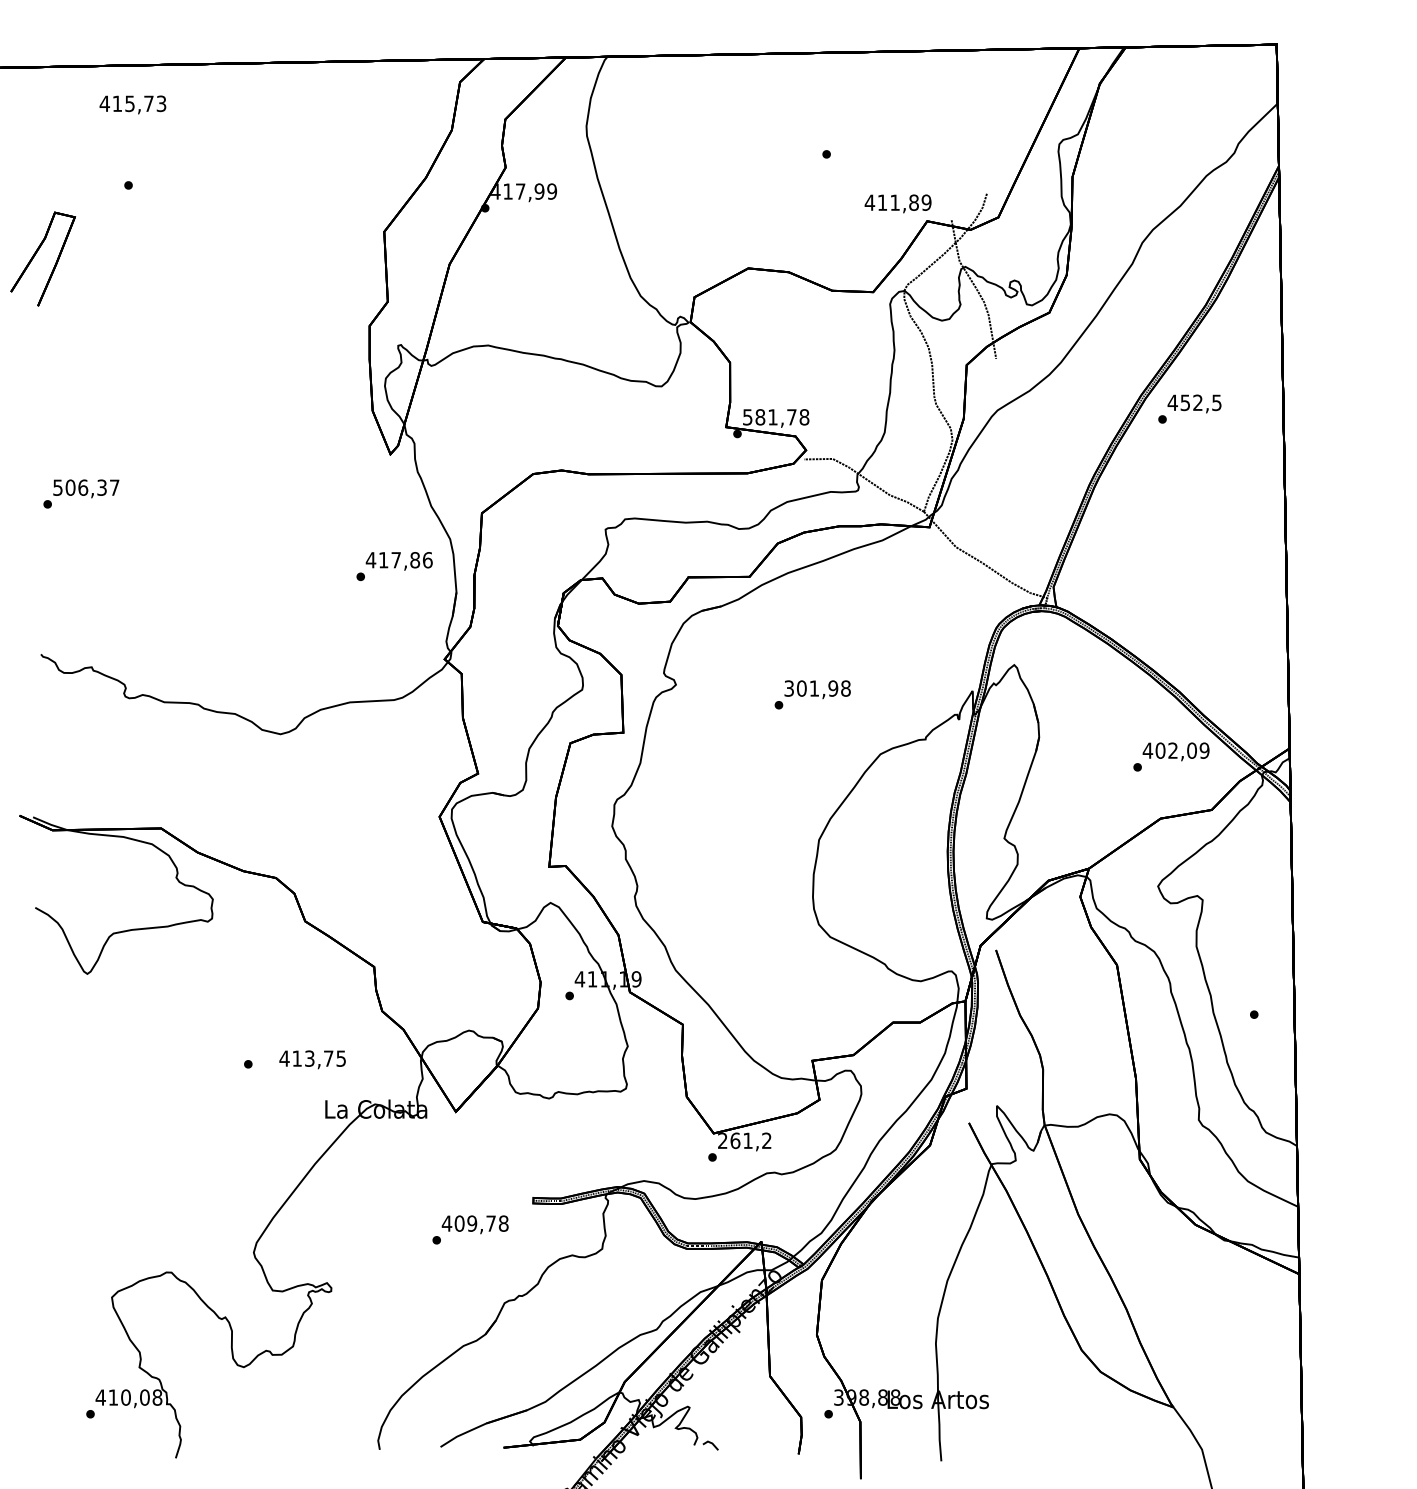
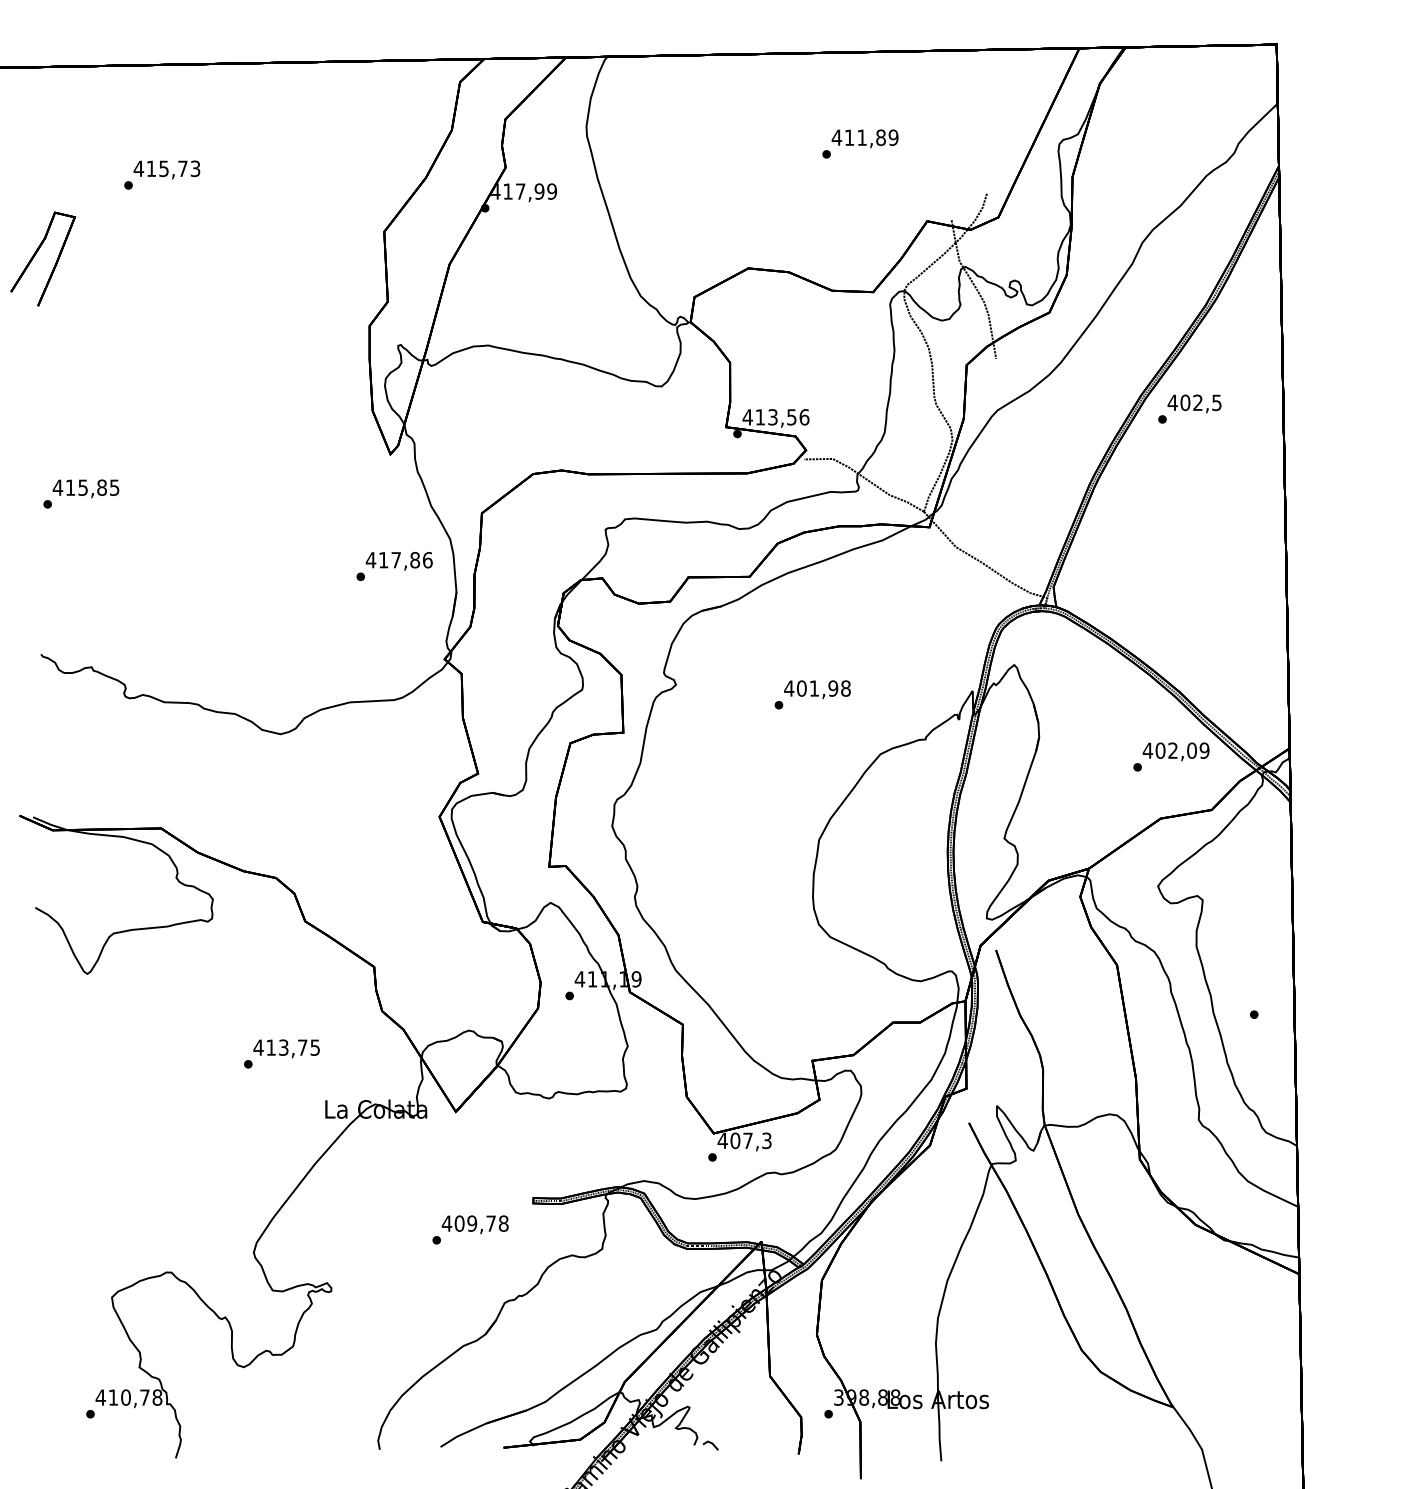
text position: (132, 104) -> (166, 169) (166, 169)
text position: (897, 203) -> (864, 138) (864, 138)
text: 452,5 -> 402,5 (1185, 402)
text: 581,78 -> 413,56 (775, 417)
text: 506,37 -> 415,85 (85, 487)
text: 301,98 -> 401,98 (789, 688)
text position: (312, 1059) -> (286, 1048) (286, 1048)
text: 261,2 -> 407,3 (744, 1140)
text: 410,08 -> 410,78 (144, 1397)
